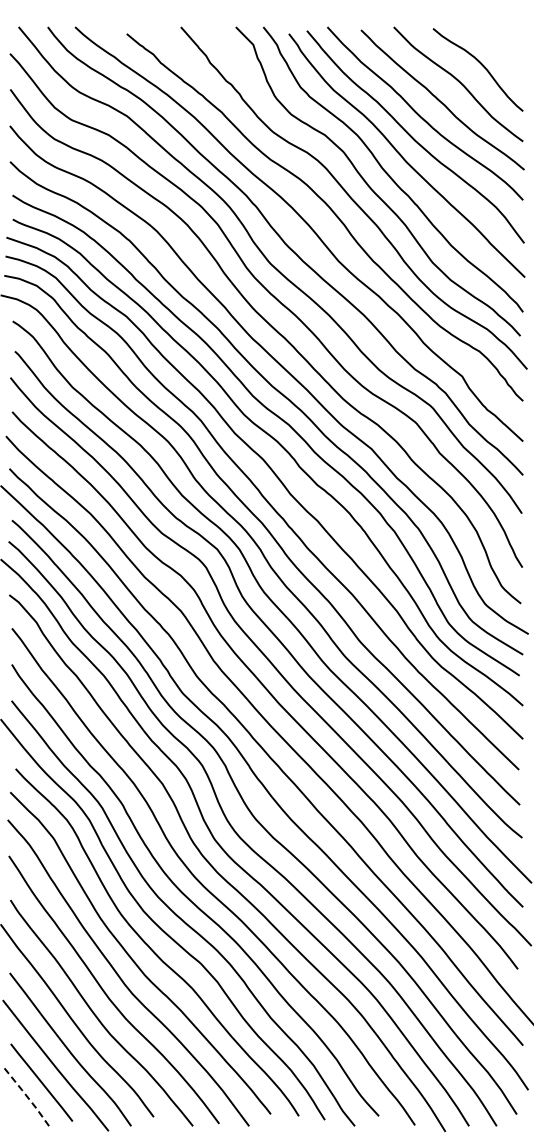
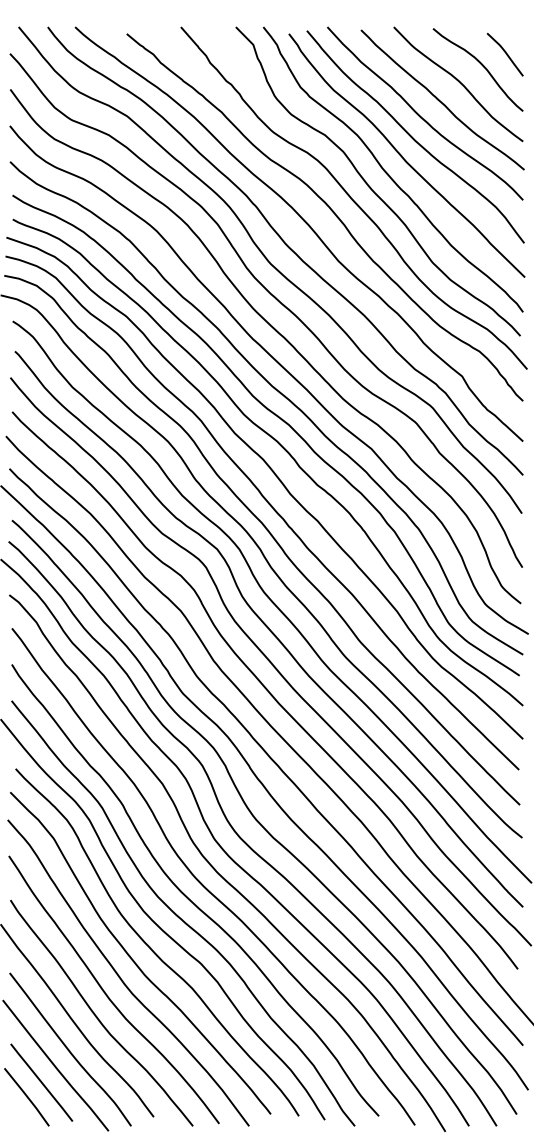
curve: none -> present (505, 53)
line: dashed -> solid (27, 1097)
